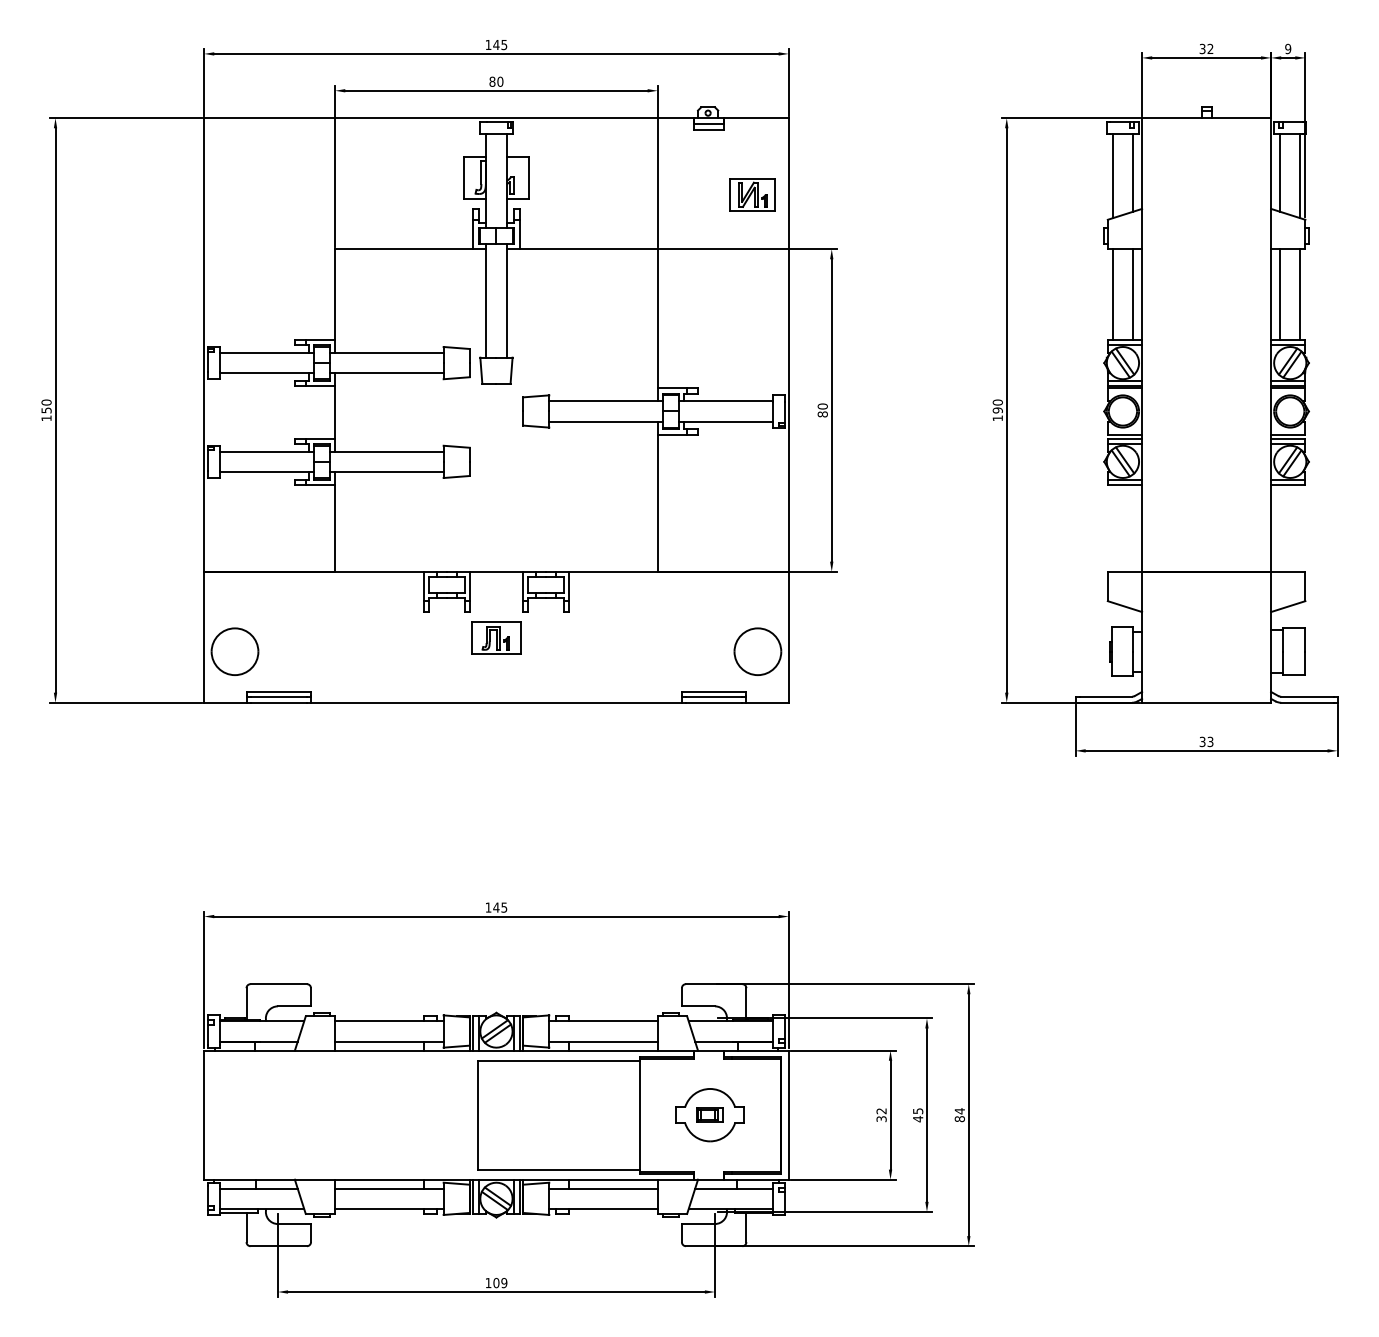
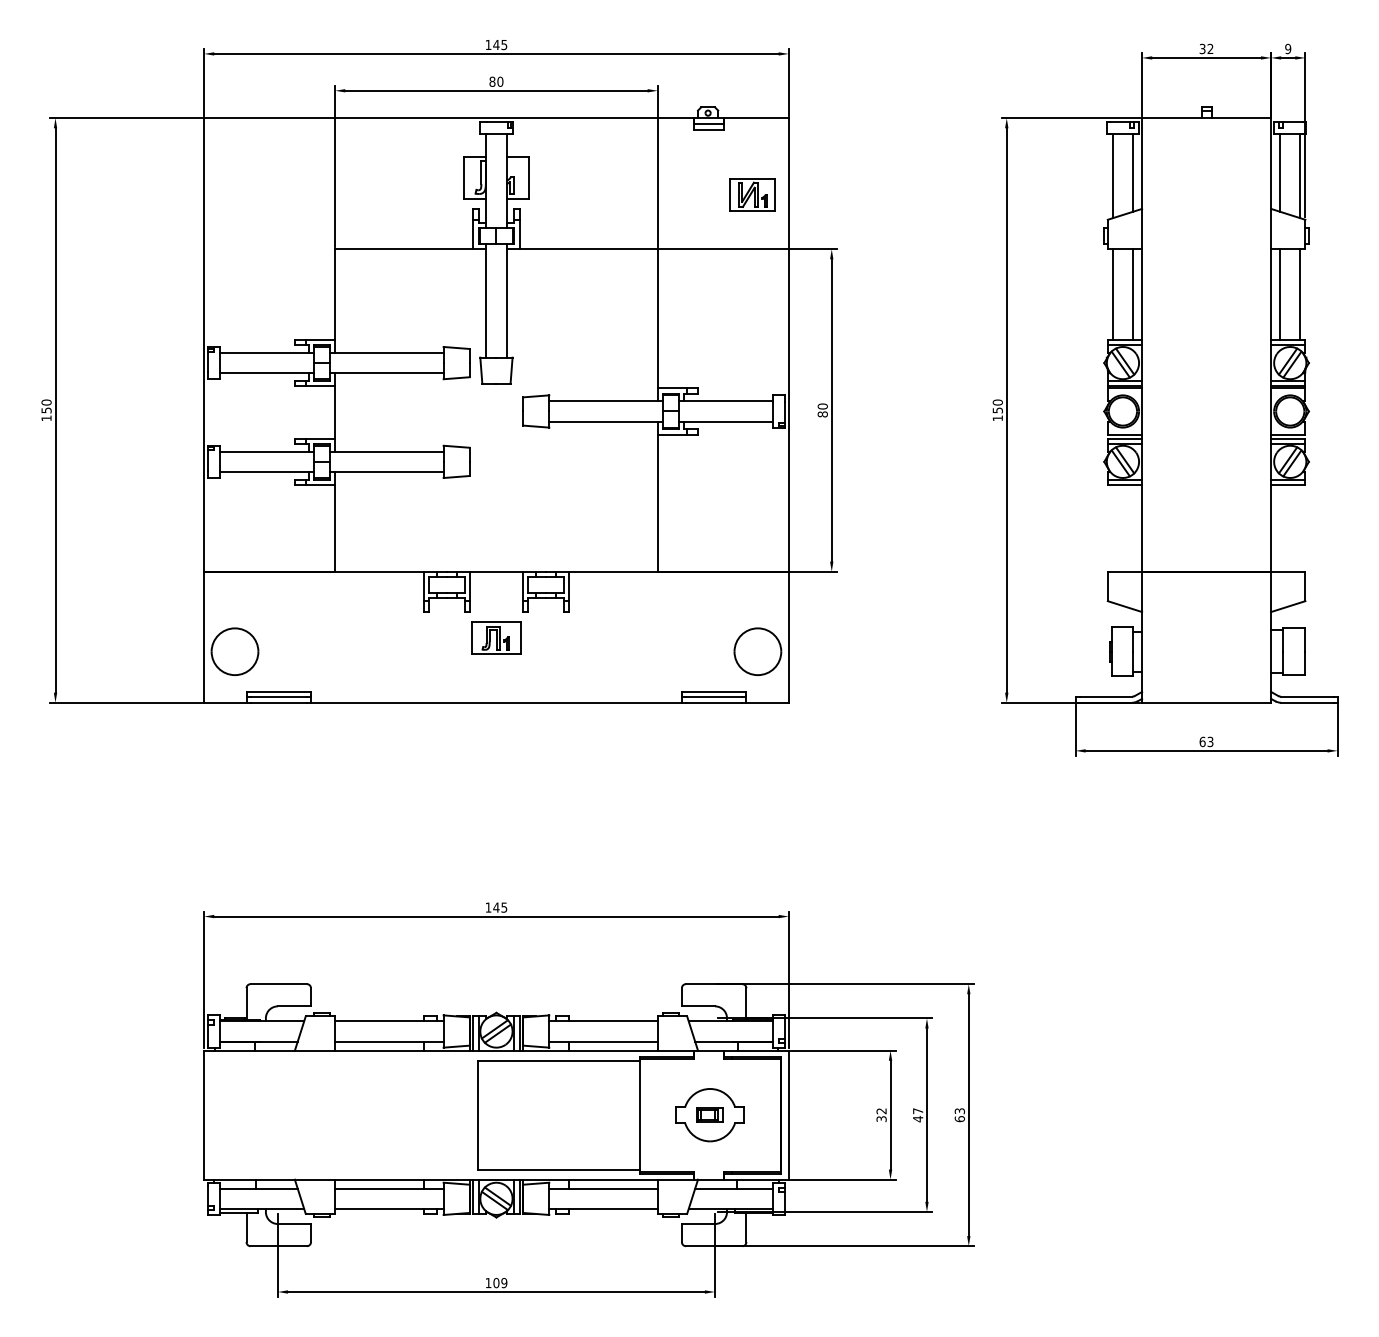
text: 190 -> 150 (997, 410)
text: 33 -> 63 (1202, 741)
text: 45 -> 47 (918, 1111)
text: 84 -> 63 (959, 1115)
